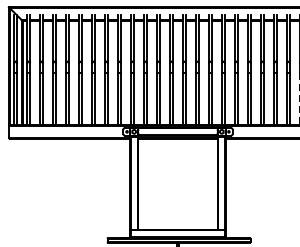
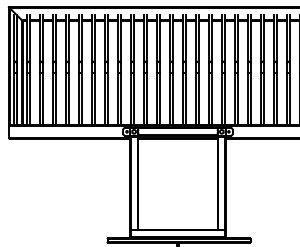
line: dashed -> solid (299, 99)
